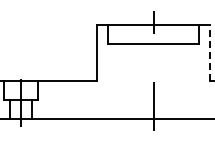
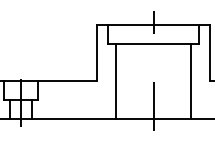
line: dashed -> solid (210, 52)
line: none -> present (115, 81)
line: none -> present (191, 81)
